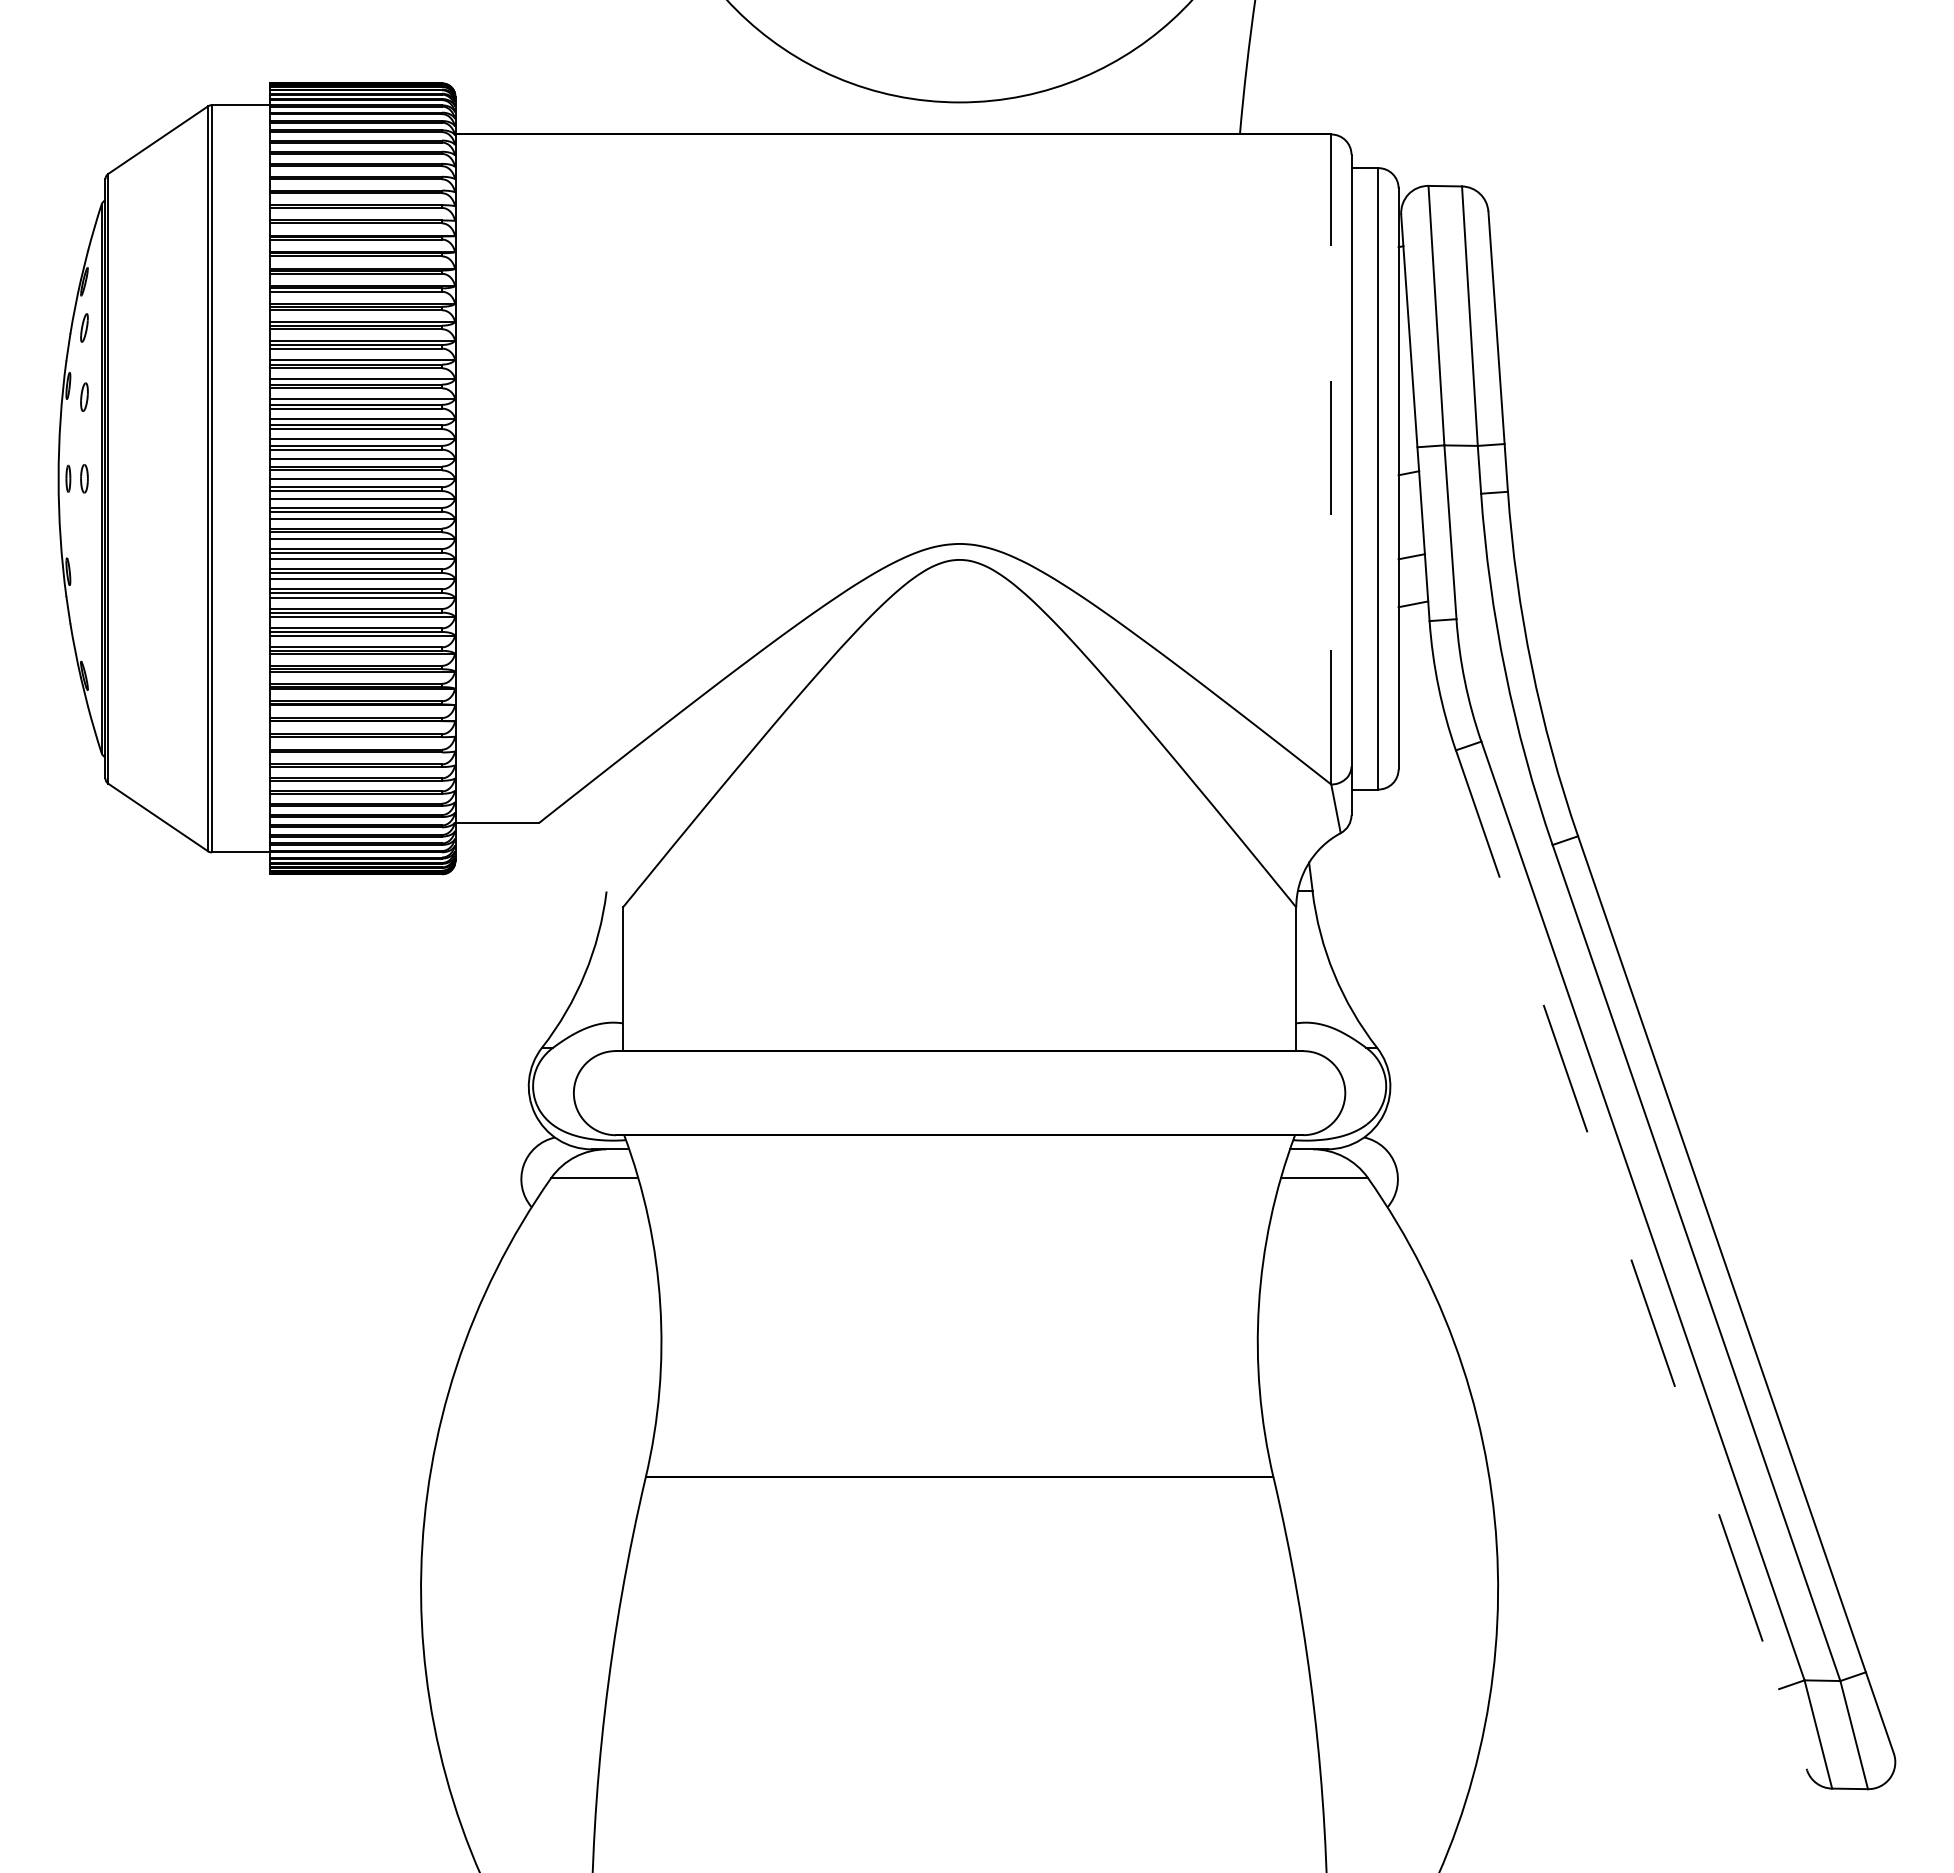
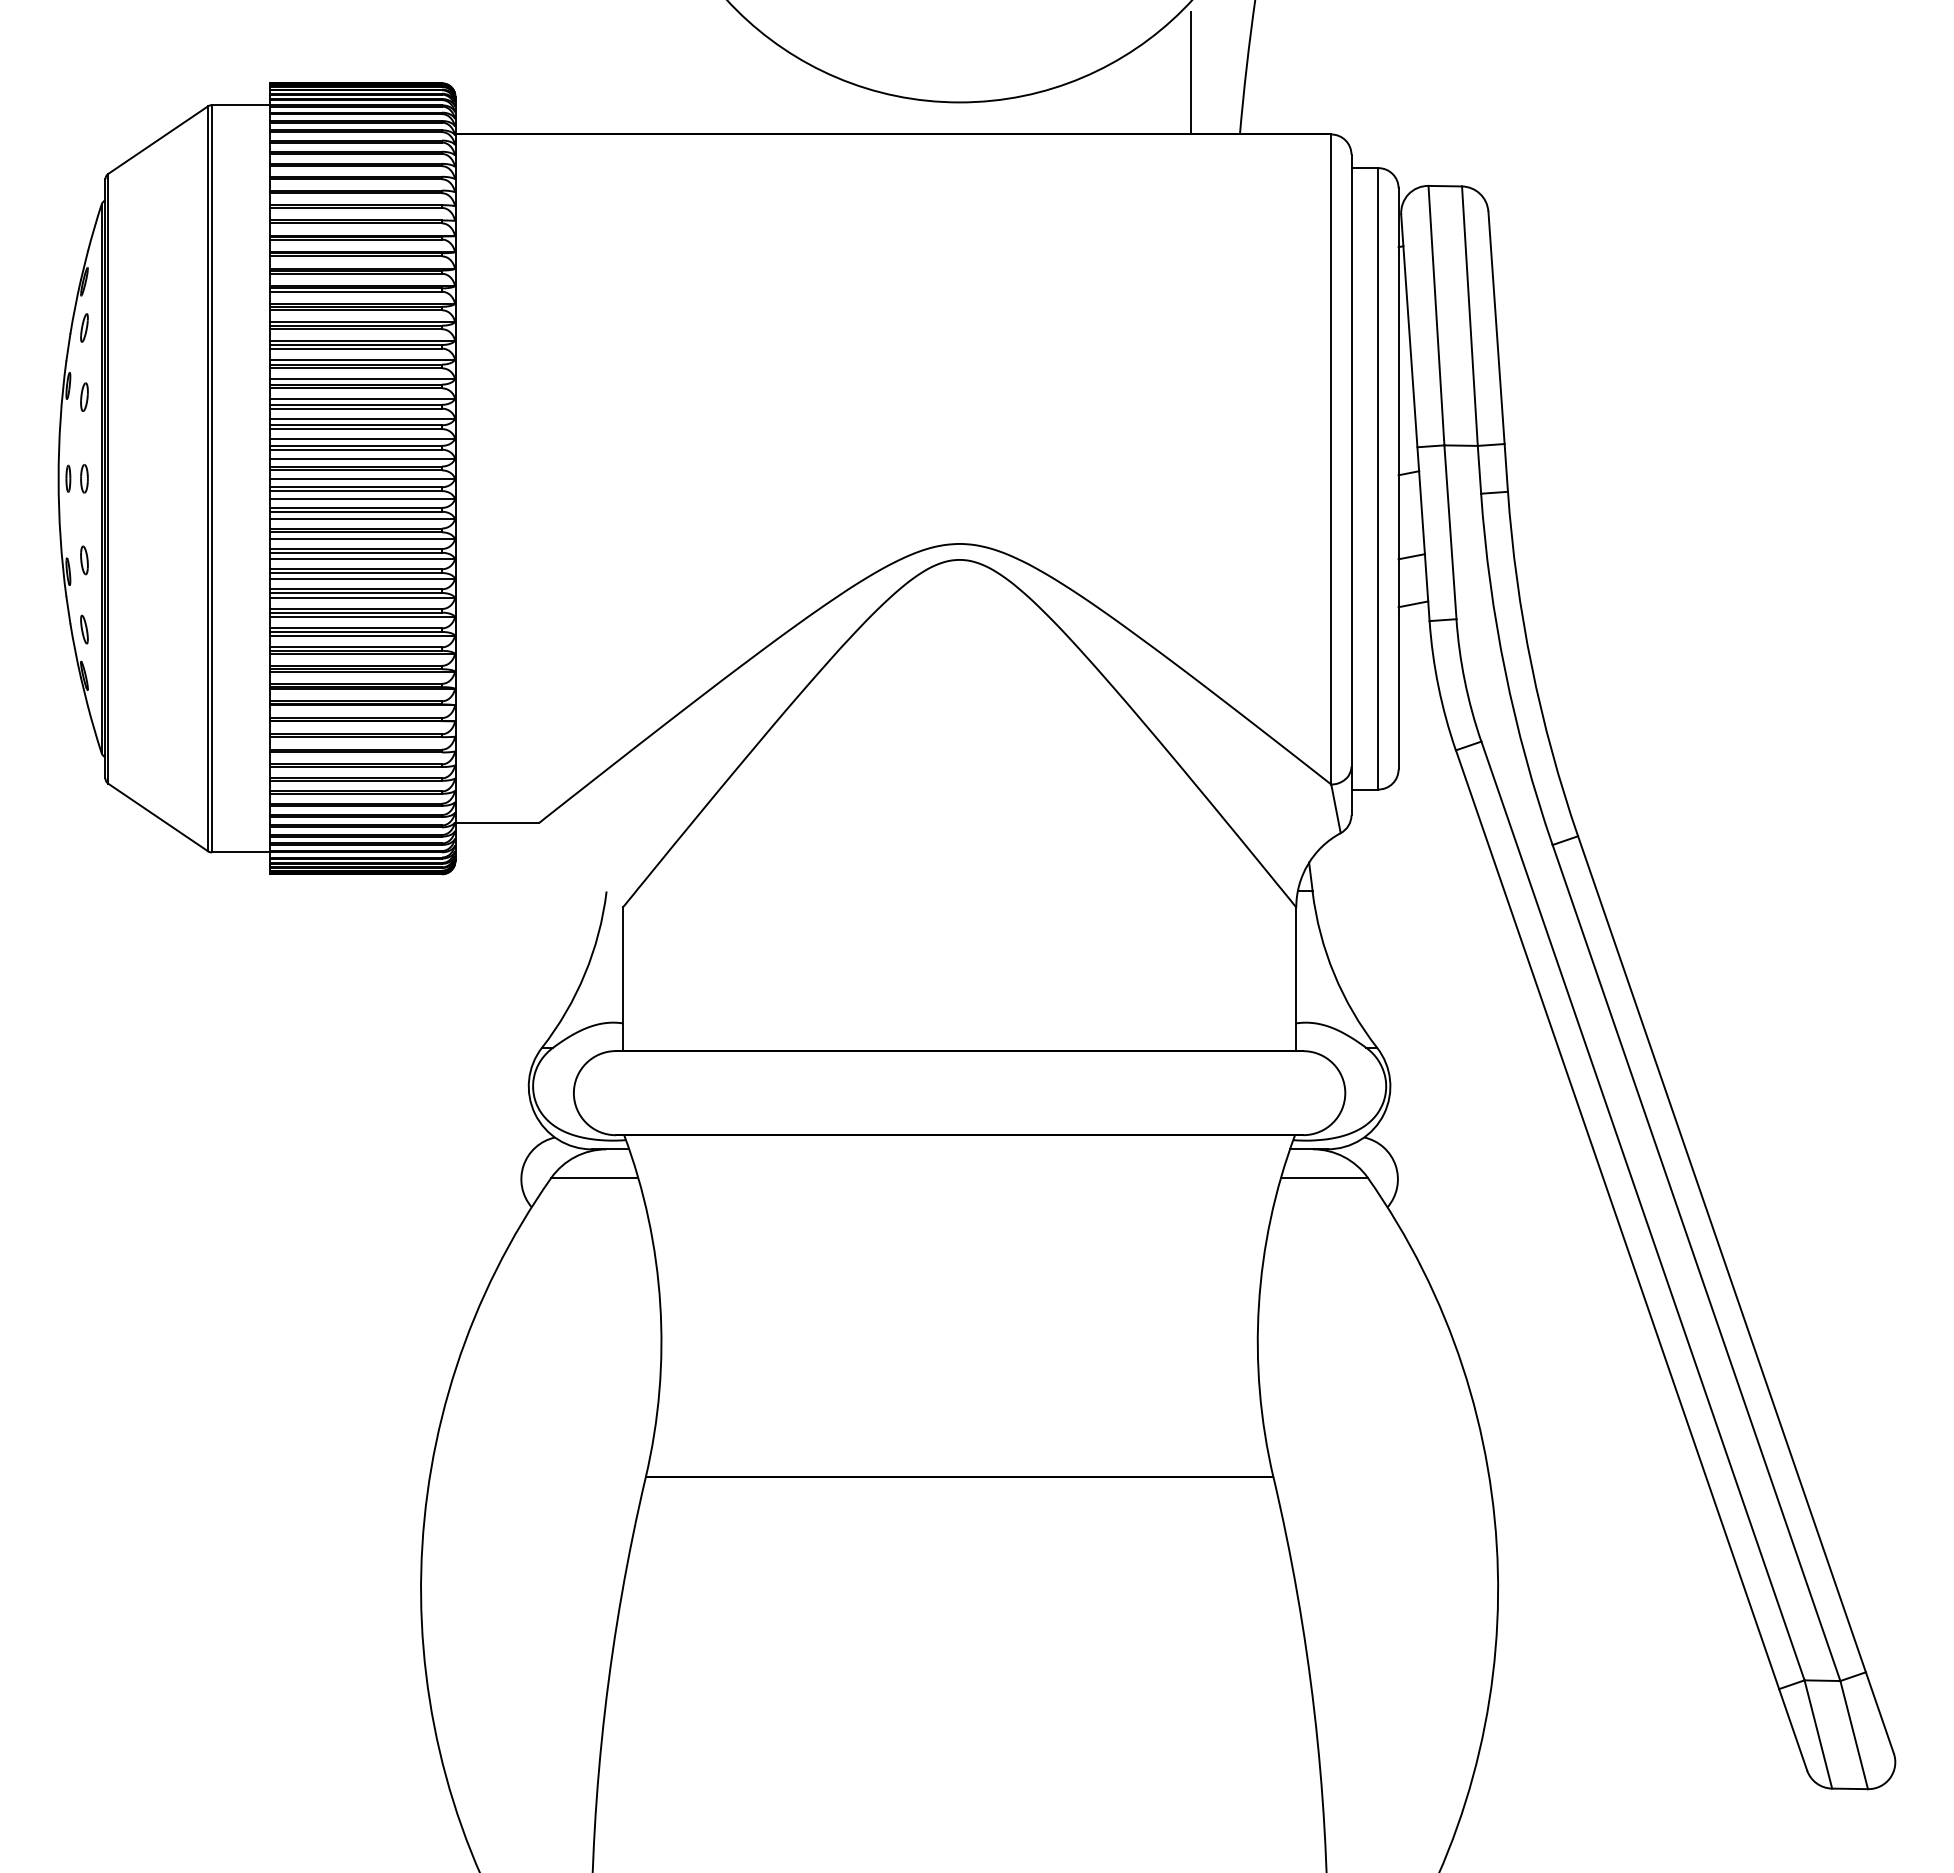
line: none -> present (1190, 73)
line: dashed -> solid (1331, 459)
part: none -> present (84, 560)
part: none -> present (84, 629)
line: dashed -> solid (1631, 1260)
